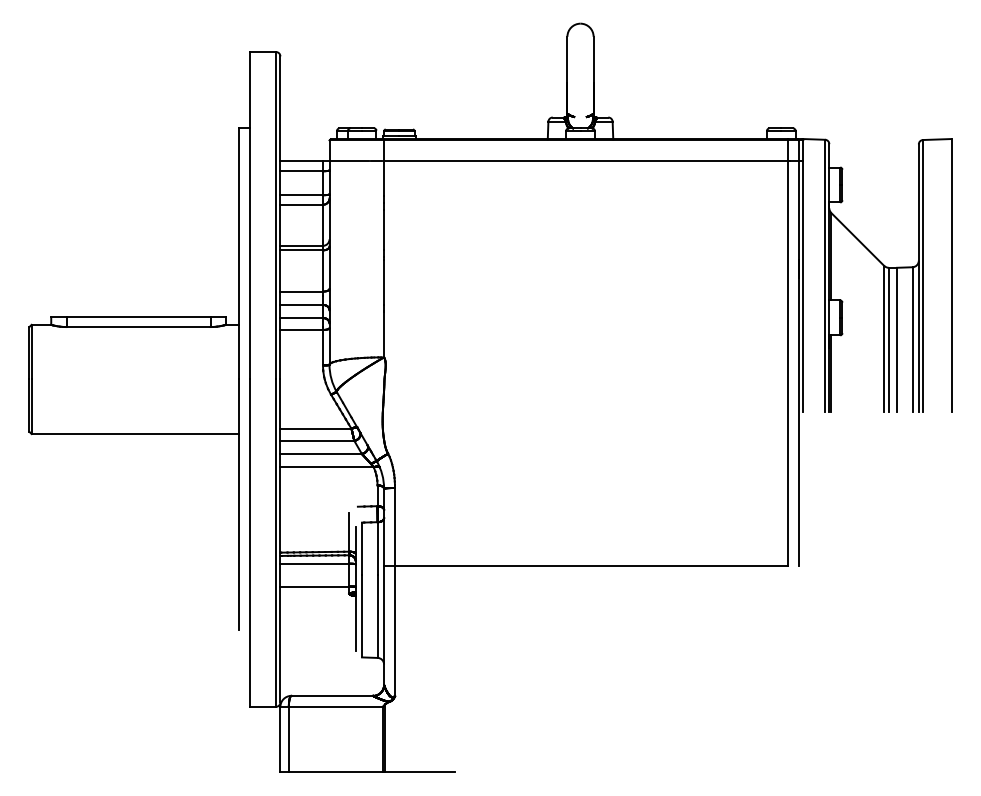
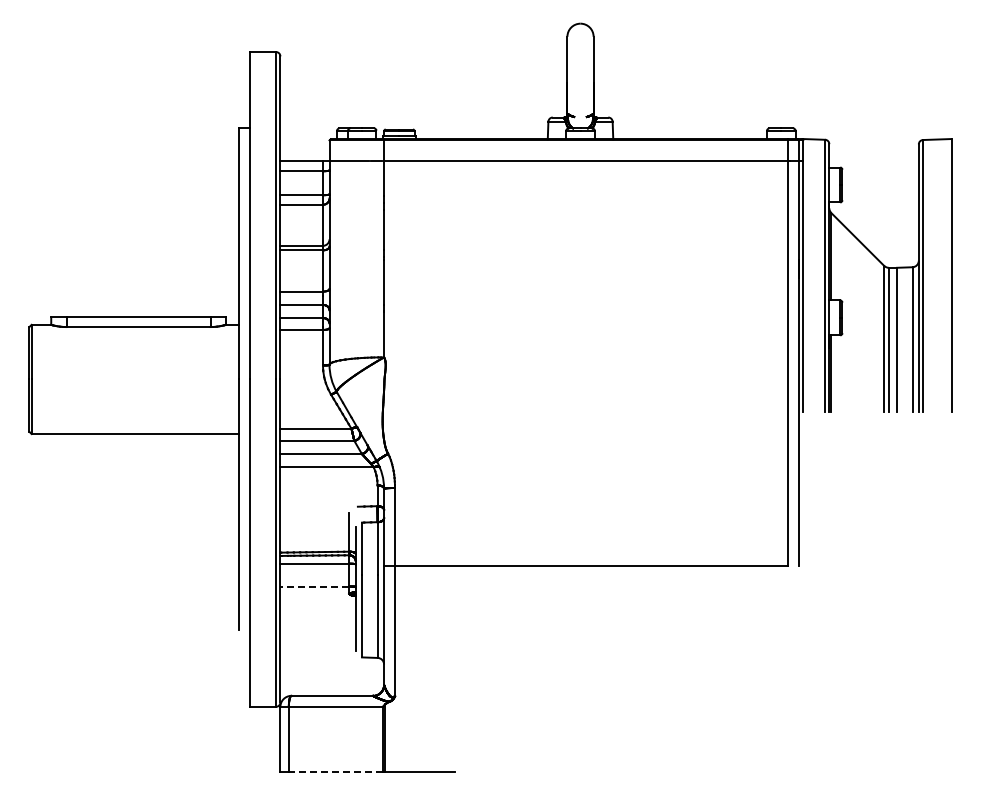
line: solid -> dashed (314, 586)
line: solid -> dashed (335, 772)
